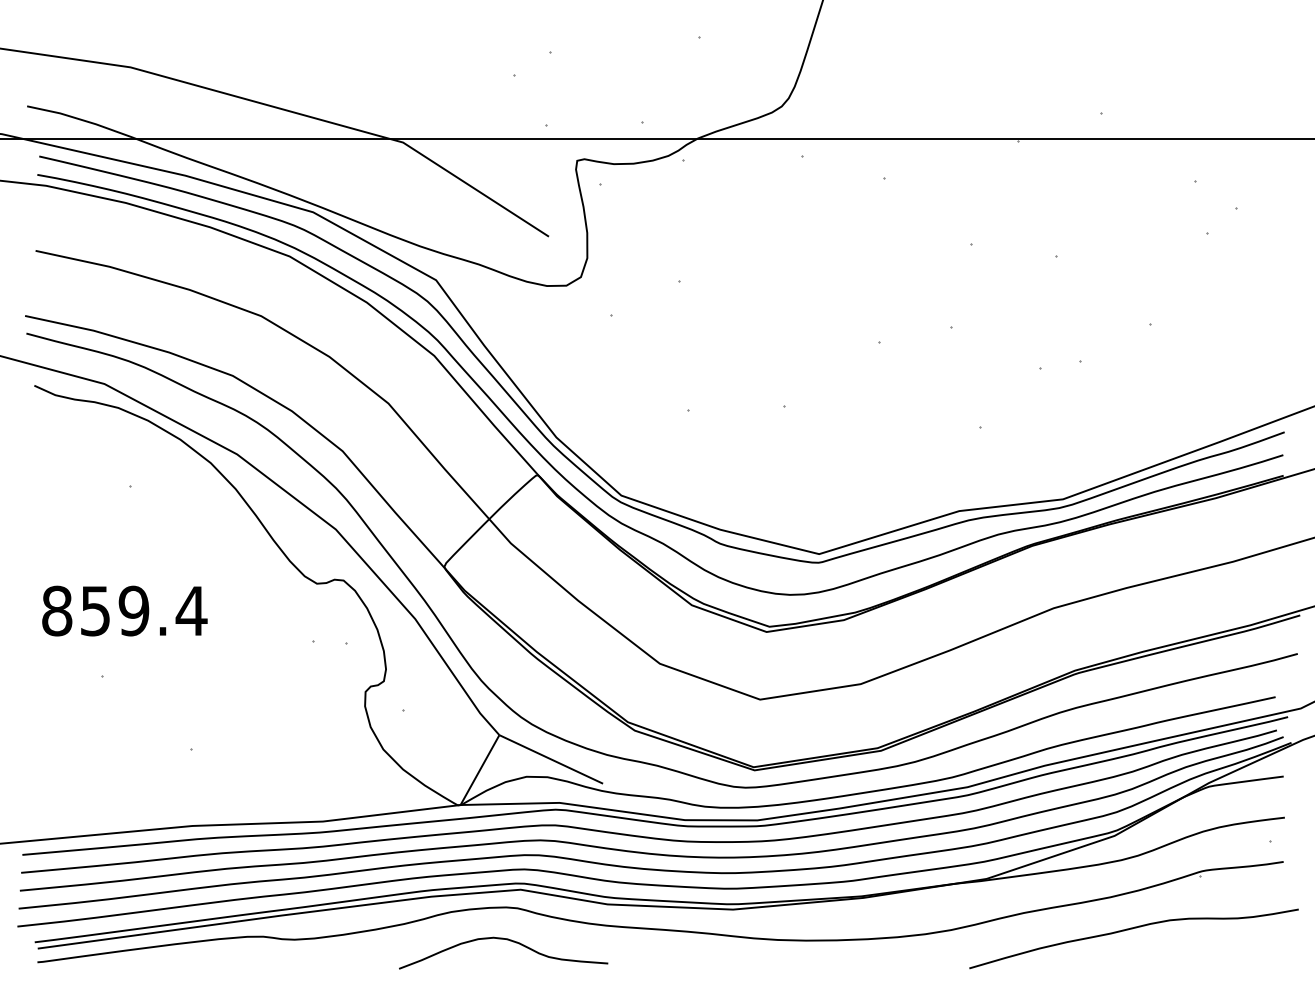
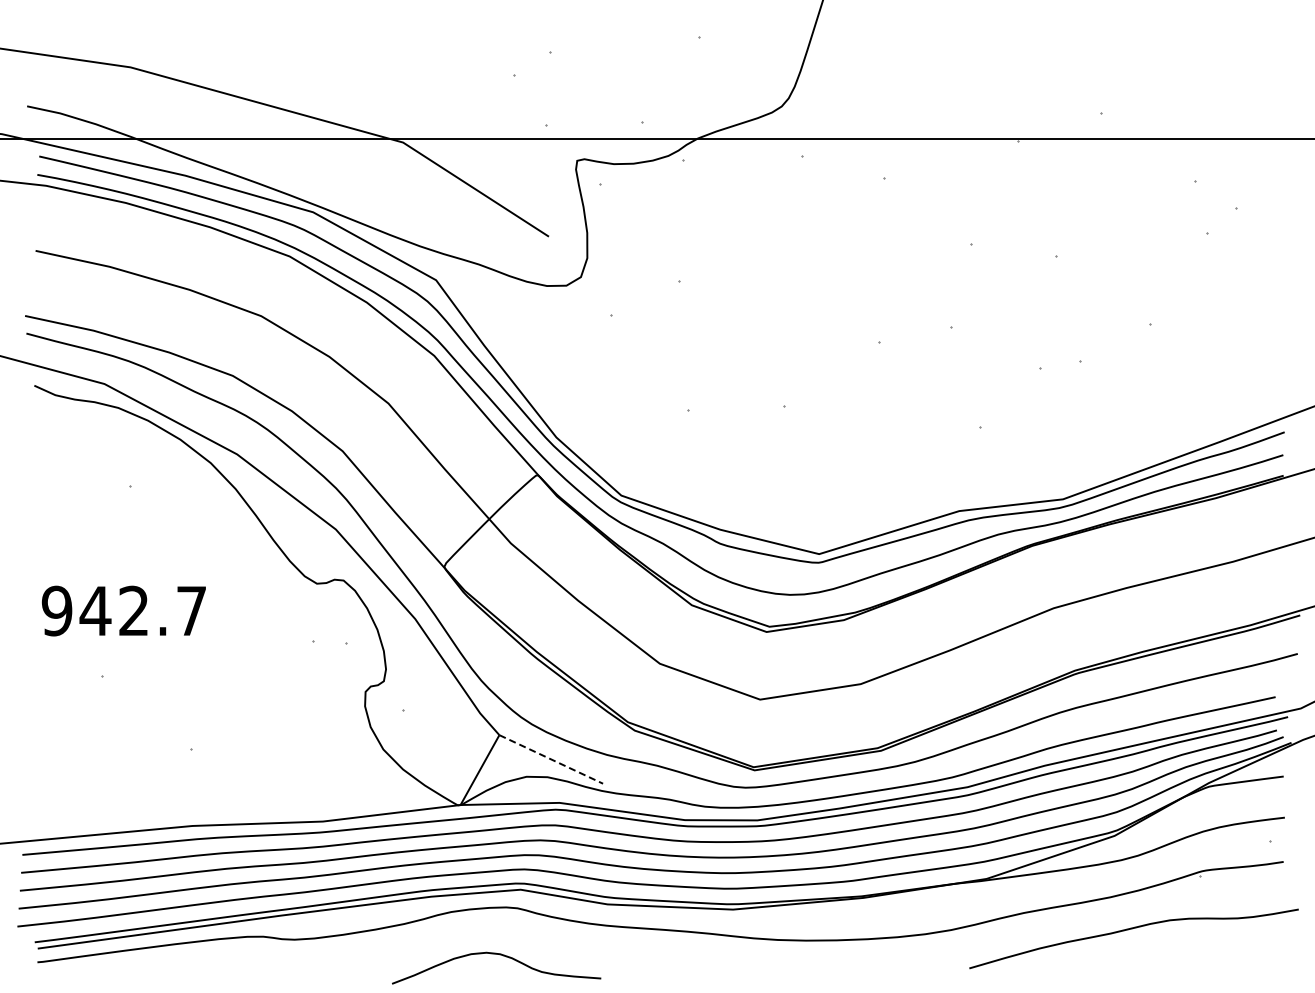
text: 859.4 -> 942.7 (124, 610)
line: solid -> dashed (551, 759)
curve position: (506, 940) -> (499, 955) (499, 955)
